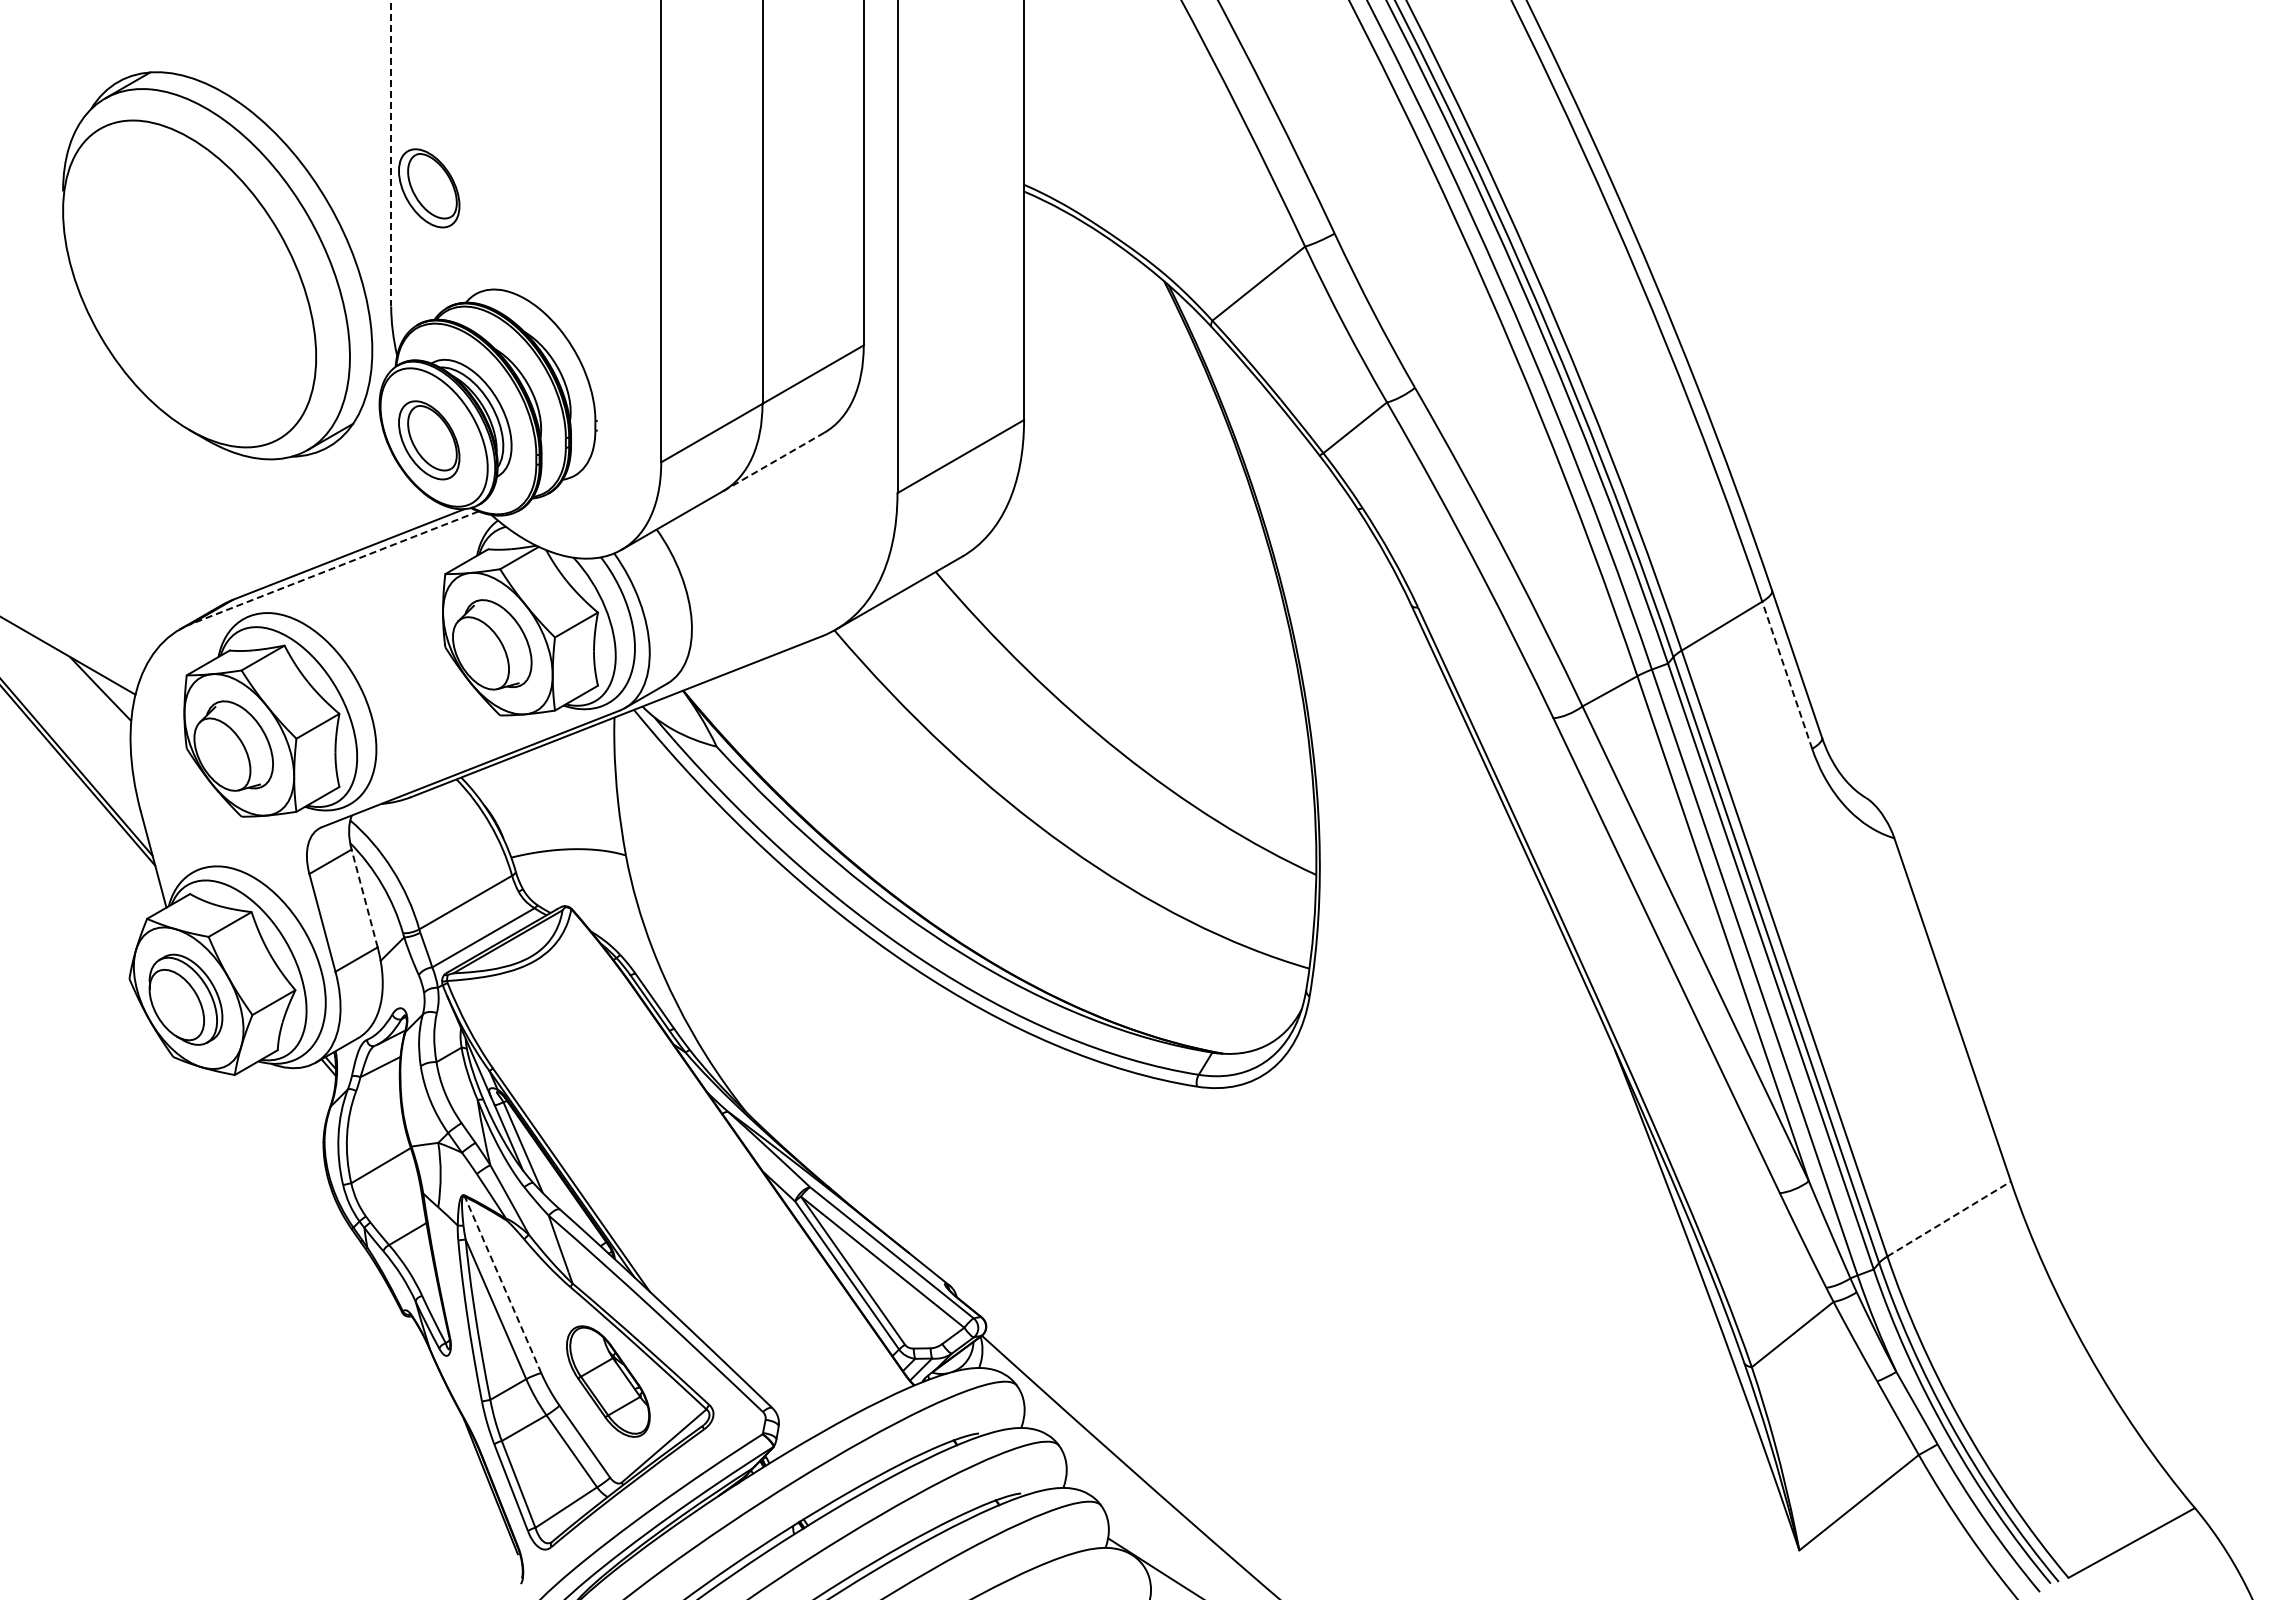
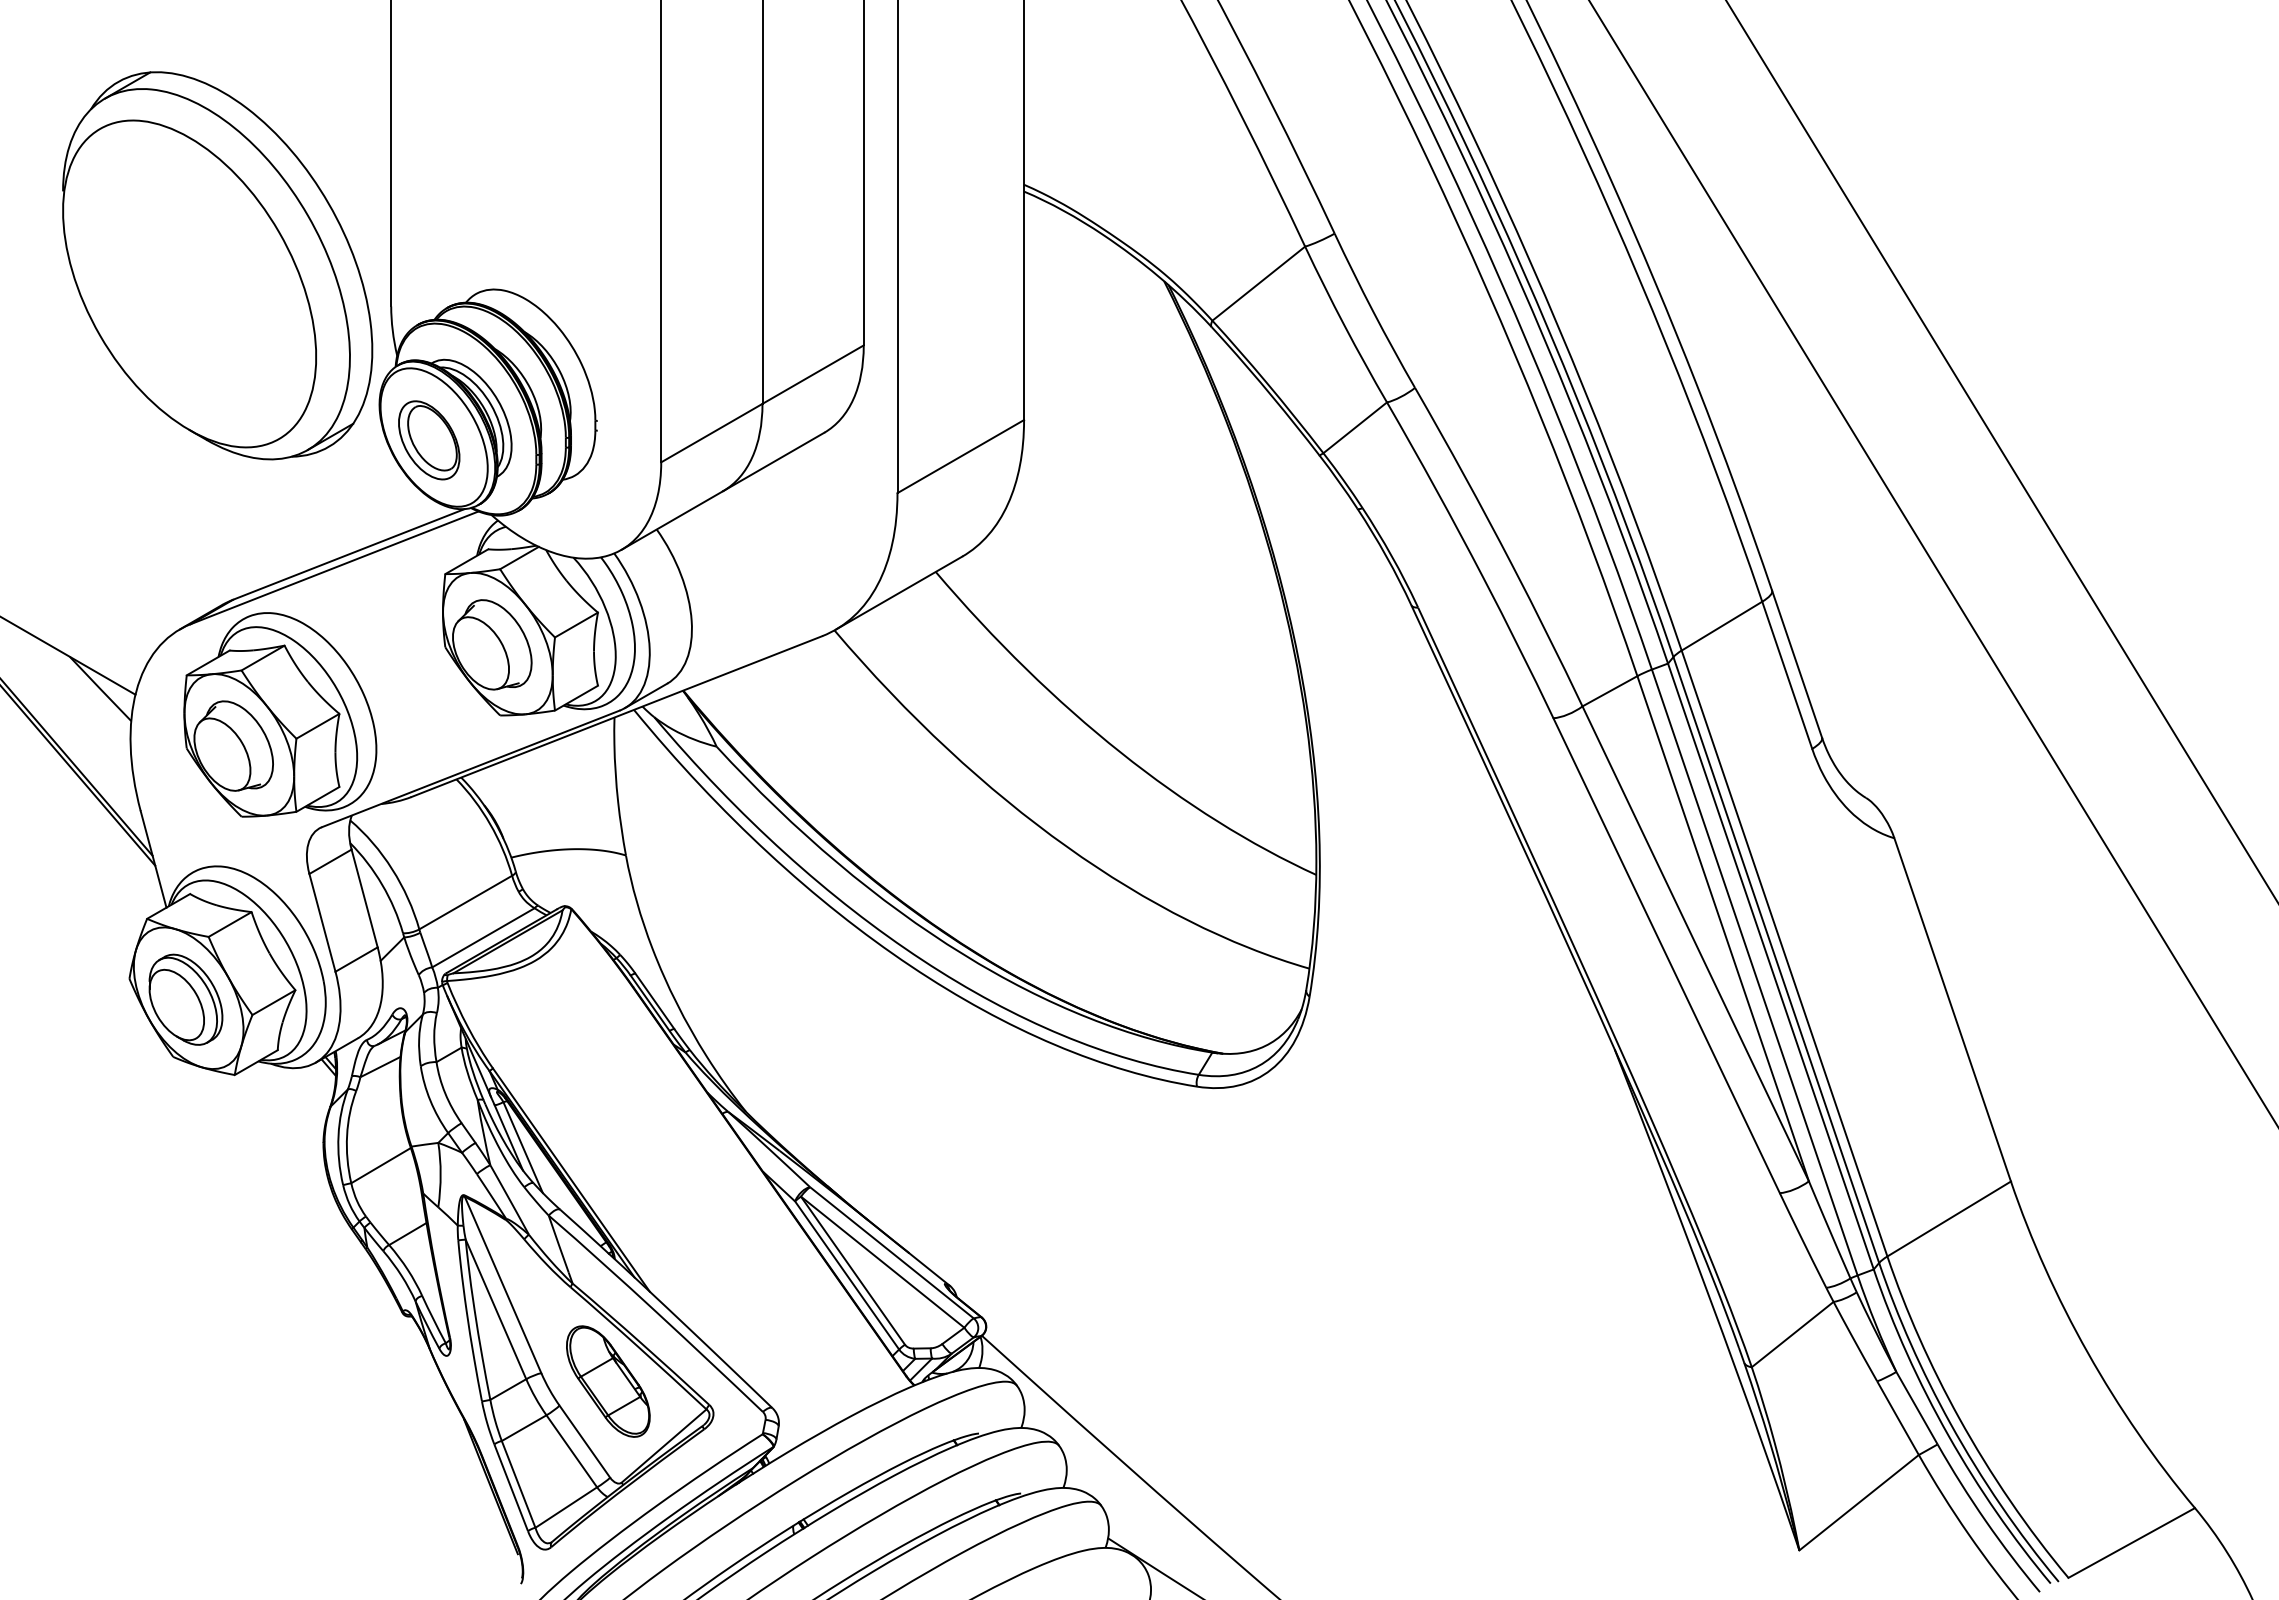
line: dashed -> solid (391, 153)
part: present -> none (429, 188)
line: none -> present (2001, 450)
line: dashed -> solid (774, 461)
line: none -> present (1932, 562)
line: dashed -> solid (334, 567)
line: dashed -> solid (1787, 675)
line: dashed -> solid (364, 898)
line: dashed -> solid (1949, 1218)
line: dashed -> solid (502, 1284)
